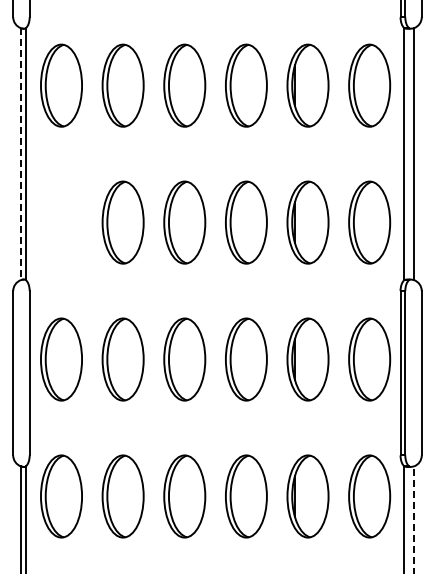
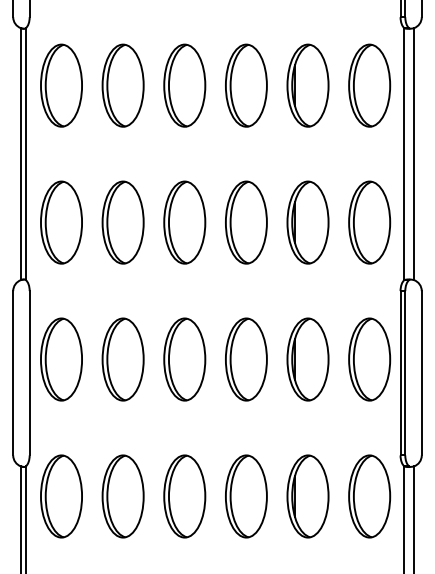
line: dashed -> solid (21, 154)
part: none -> present (61, 222)
line: dashed -> solid (413, 519)
